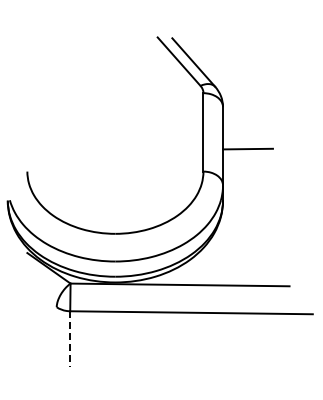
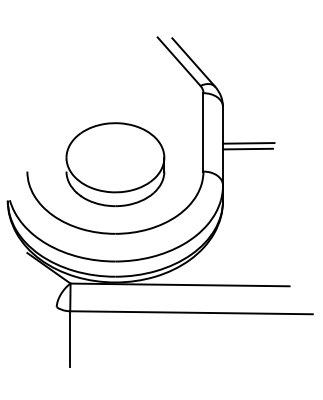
line: none -> present (248, 143)
part: none -> present (115, 164)
line: dashed -> solid (70, 338)
